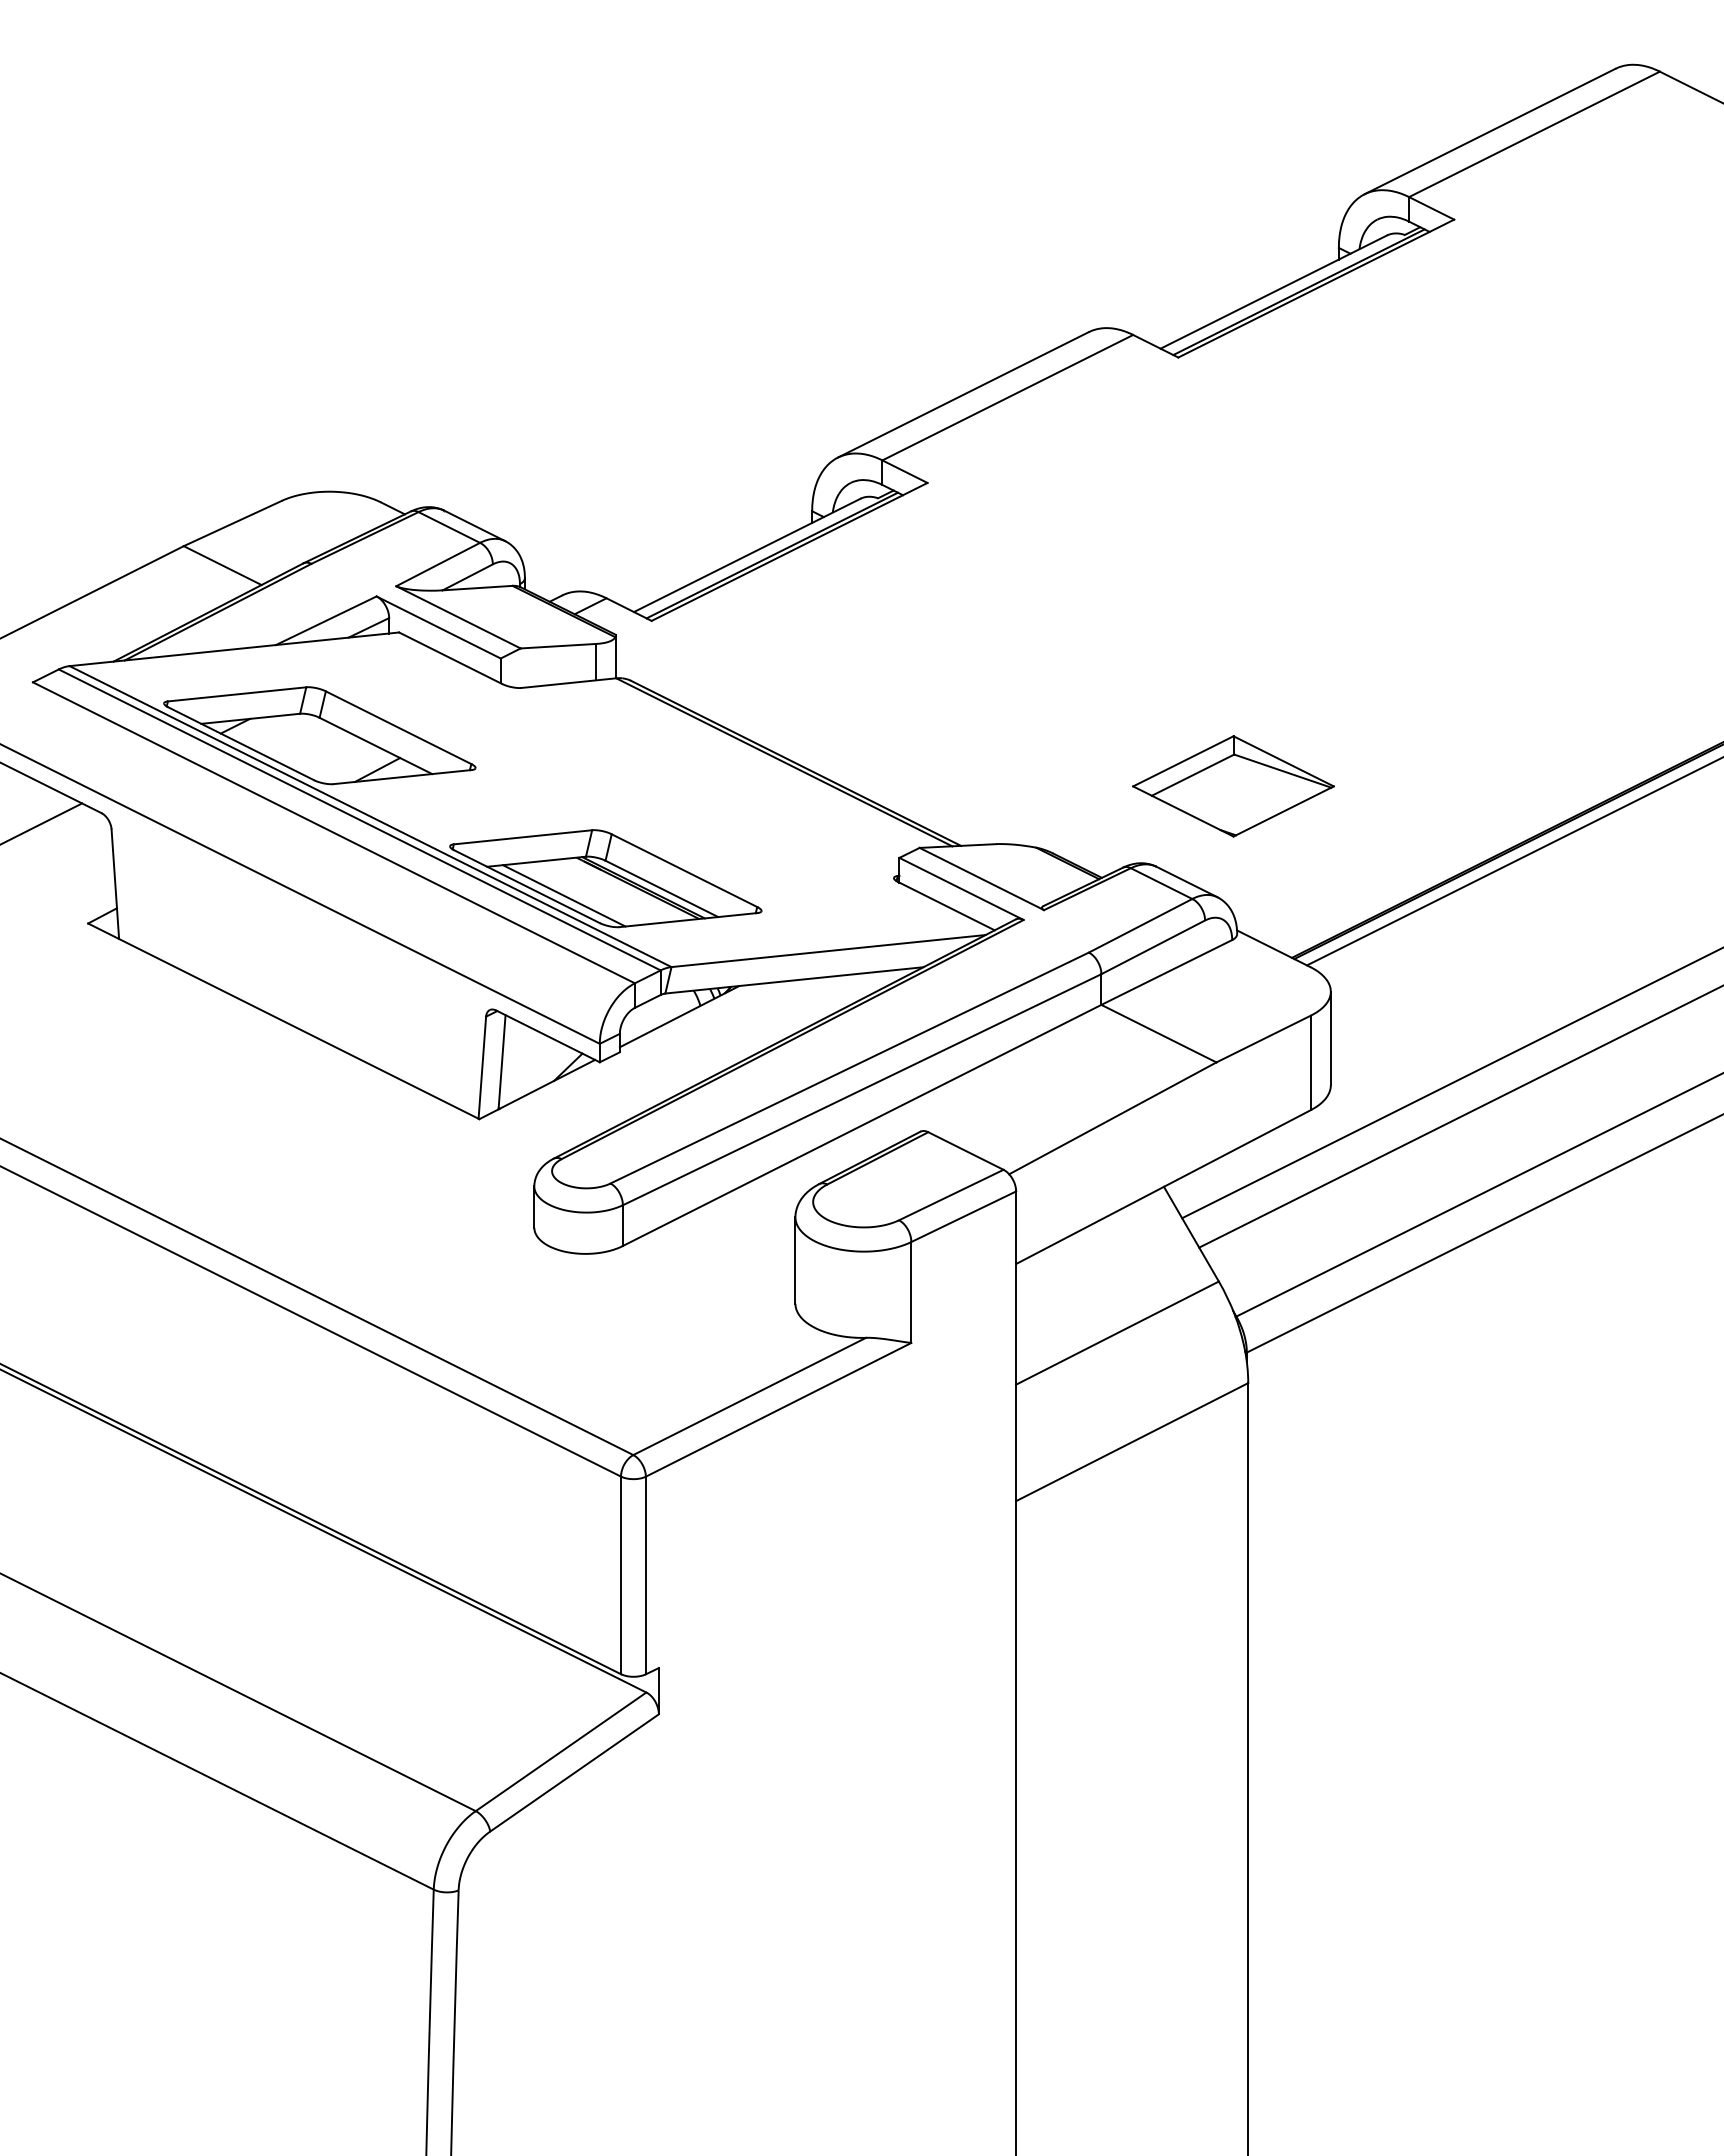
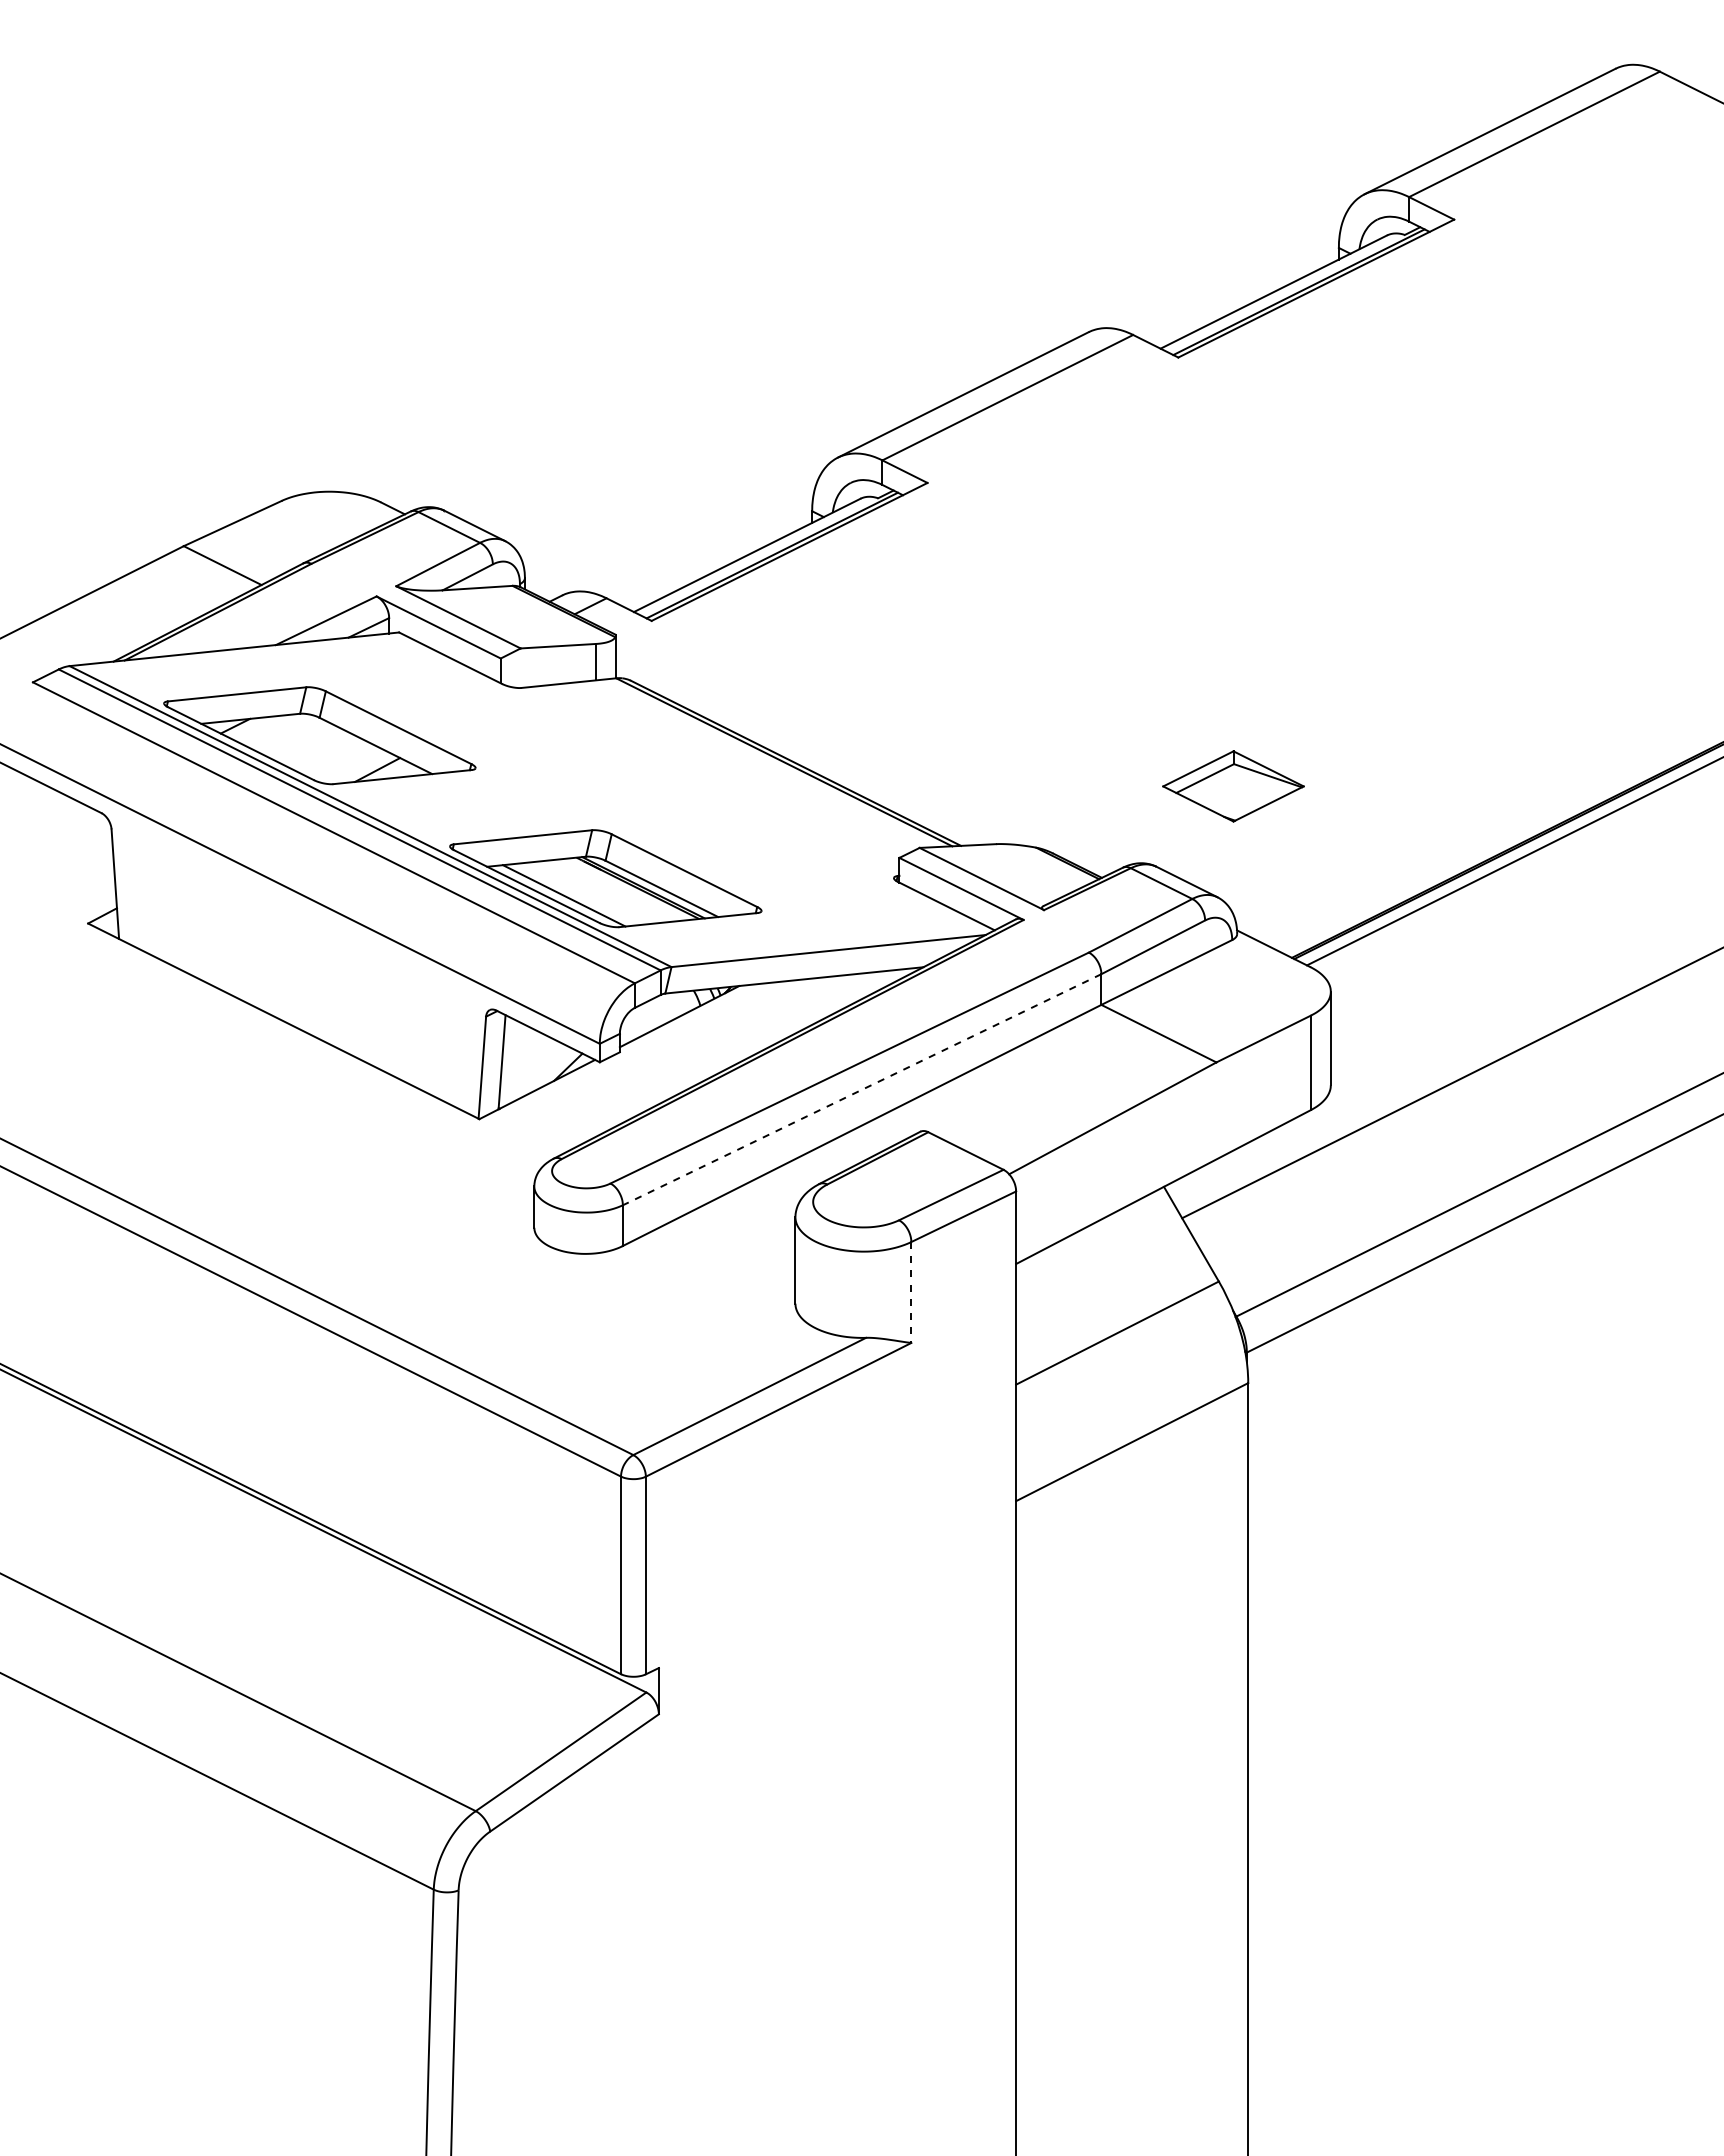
part size: 203x103 px -> 143x73 px (1233, 786)
line: present -> none (42, 823)
line: solid -> dashed (862, 1089)
line: present -> none (1459, 1116)
line: solid -> dashed (911, 1293)
